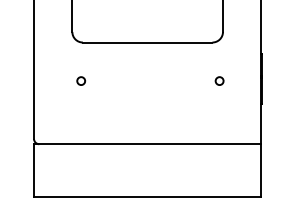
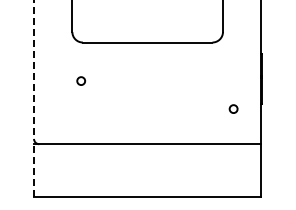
line: solid -> dashed (34, 69)
circle position: (219, 80) -> (233, 108) (233, 108)
line: solid -> dashed (34, 170)
